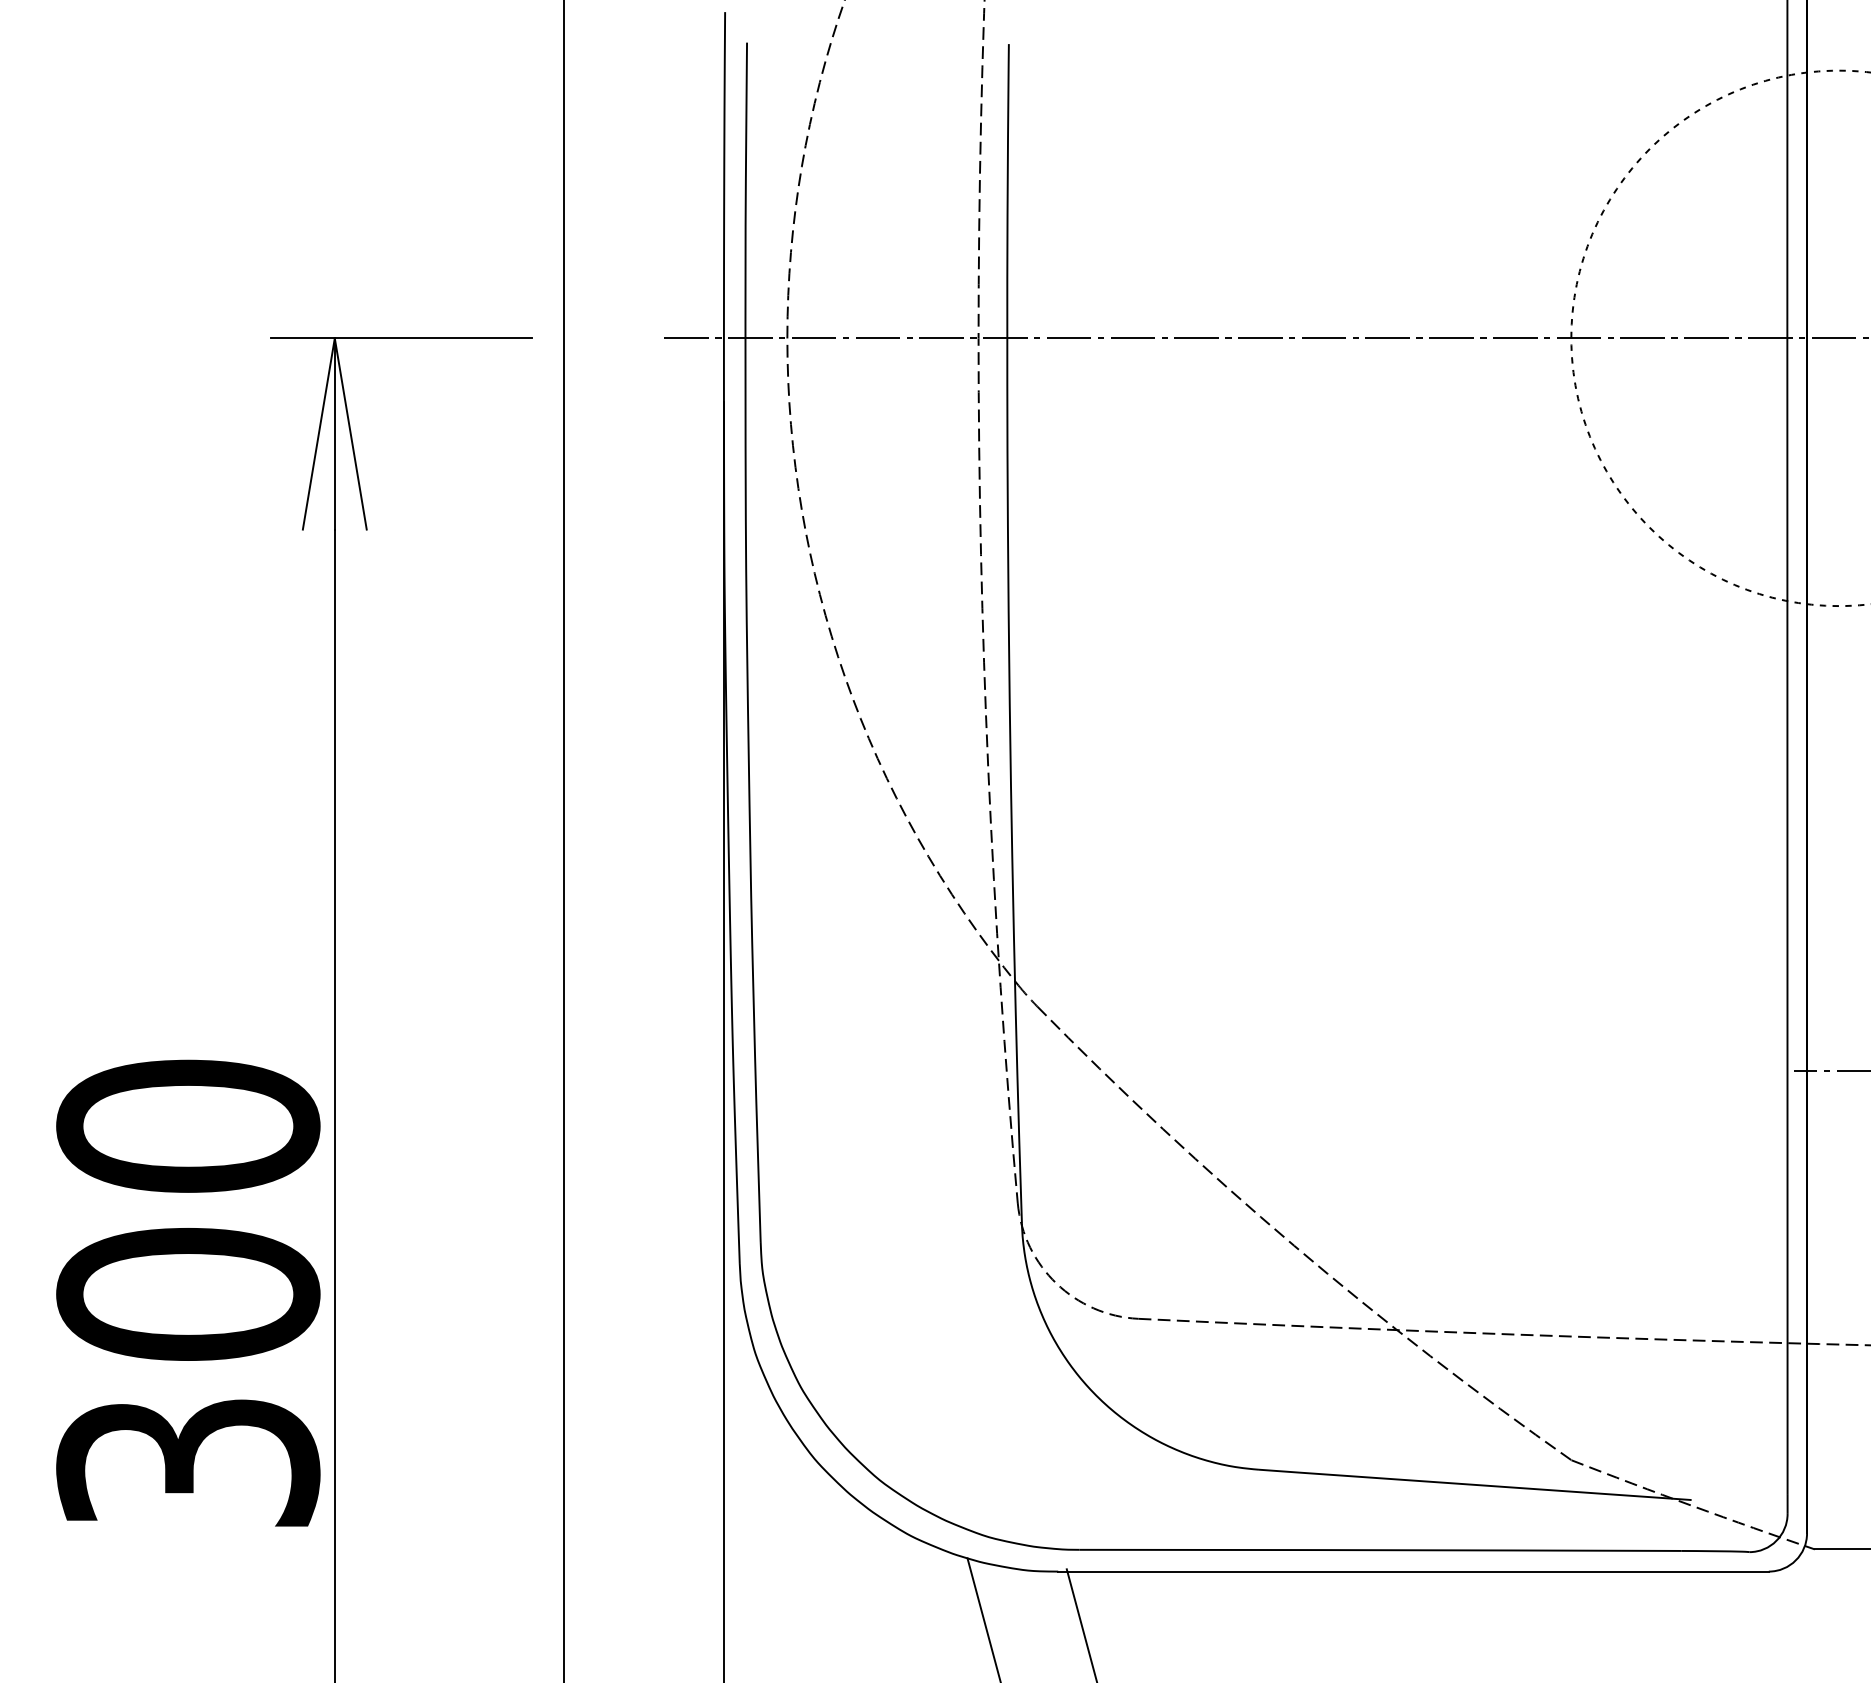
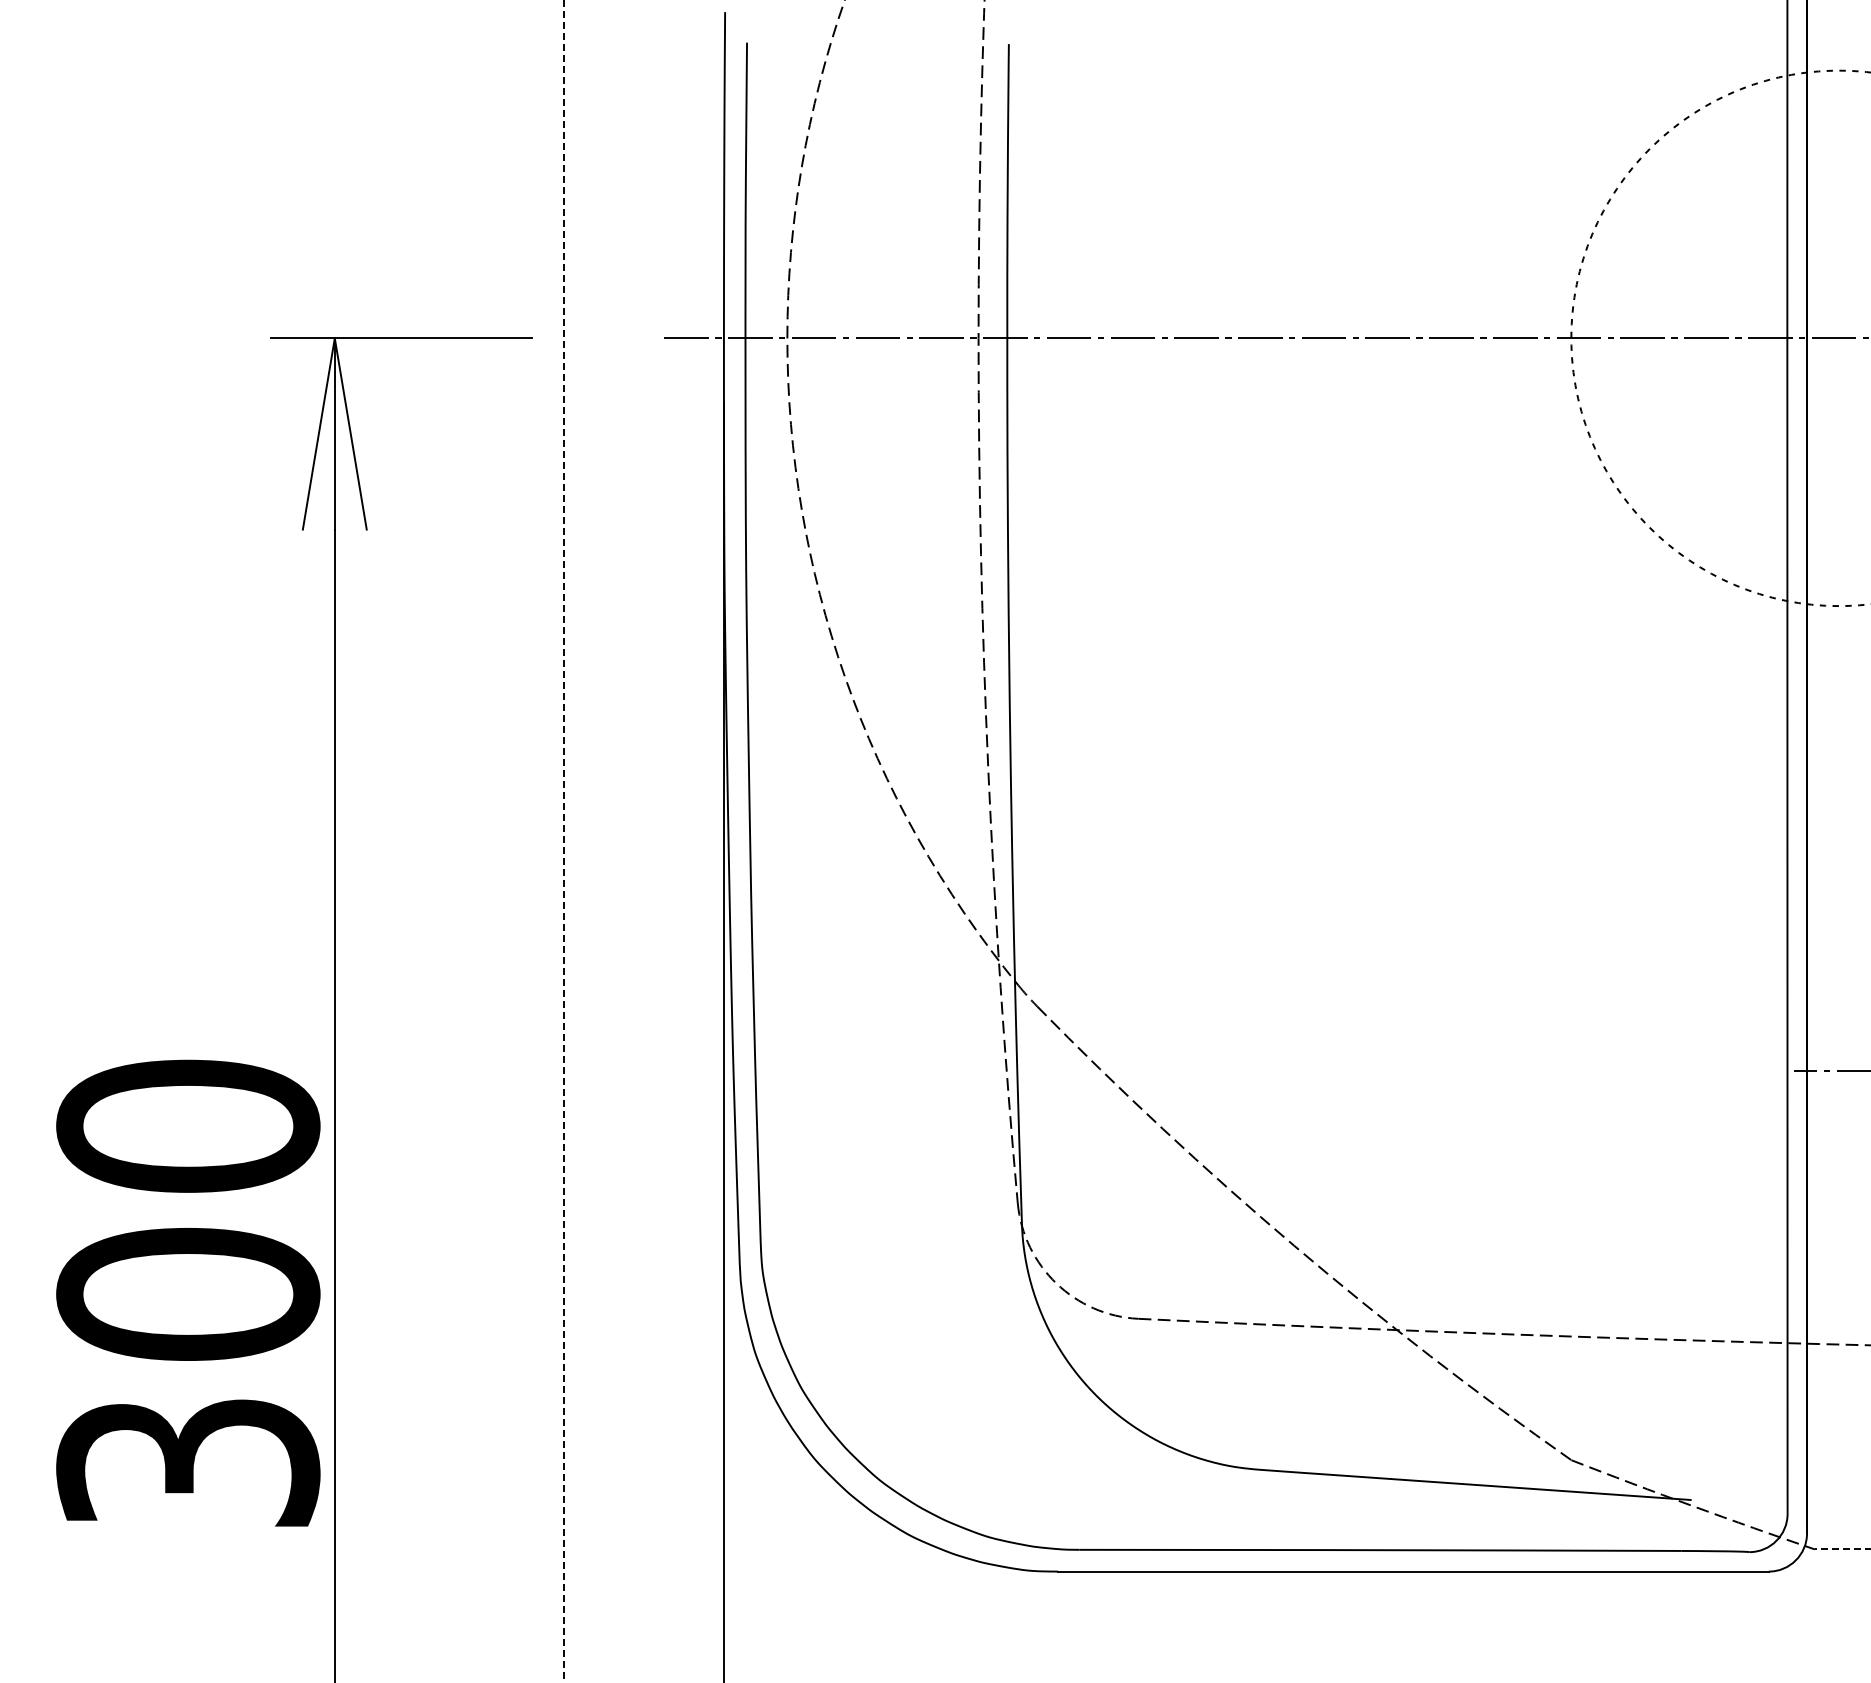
line: solid -> dashed (564, 841)
line: solid -> dashed (1842, 1549)
line: present -> none (983, 1618)
line: present -> none (1081, 1624)
